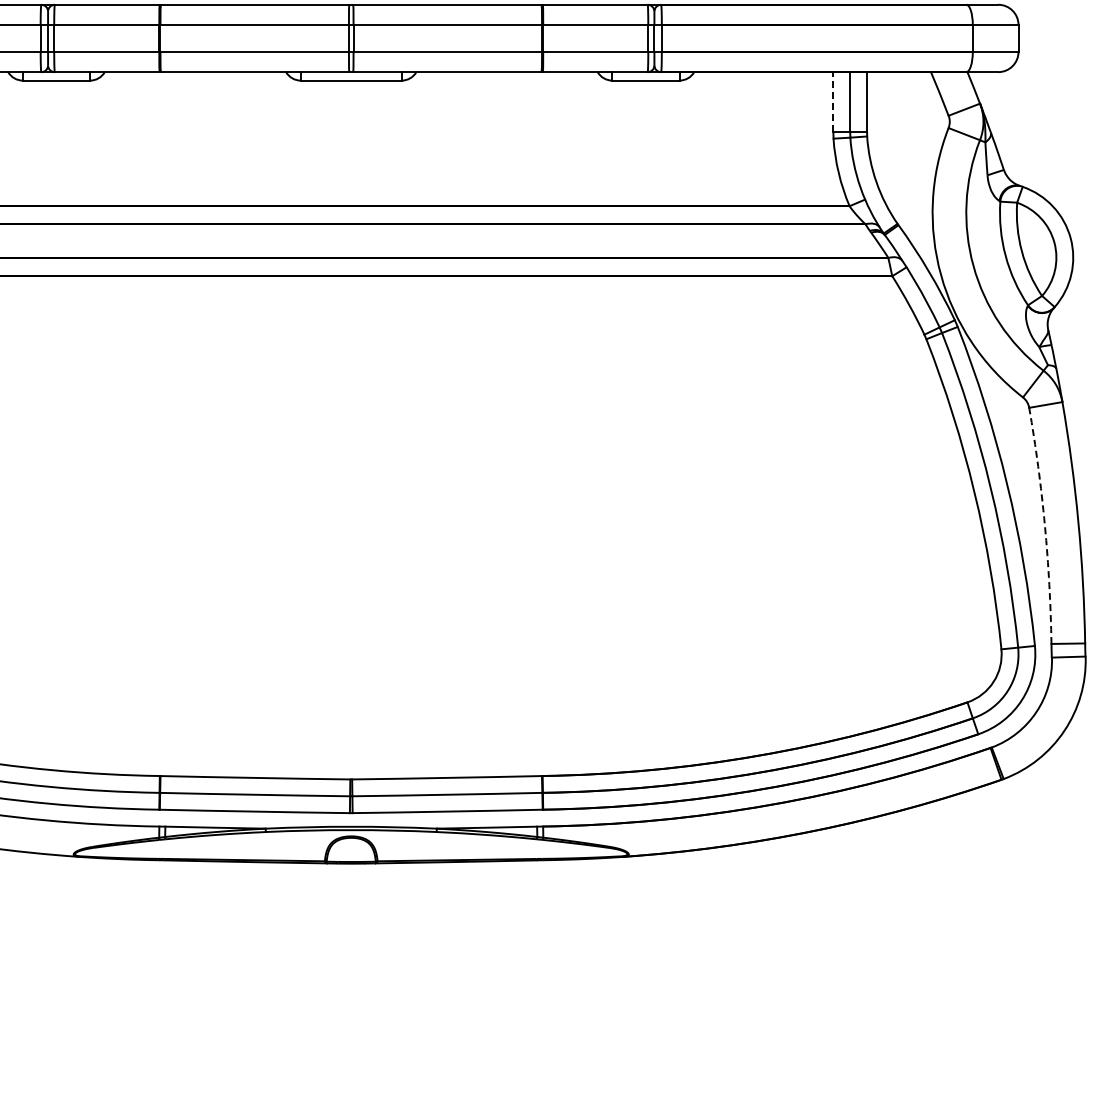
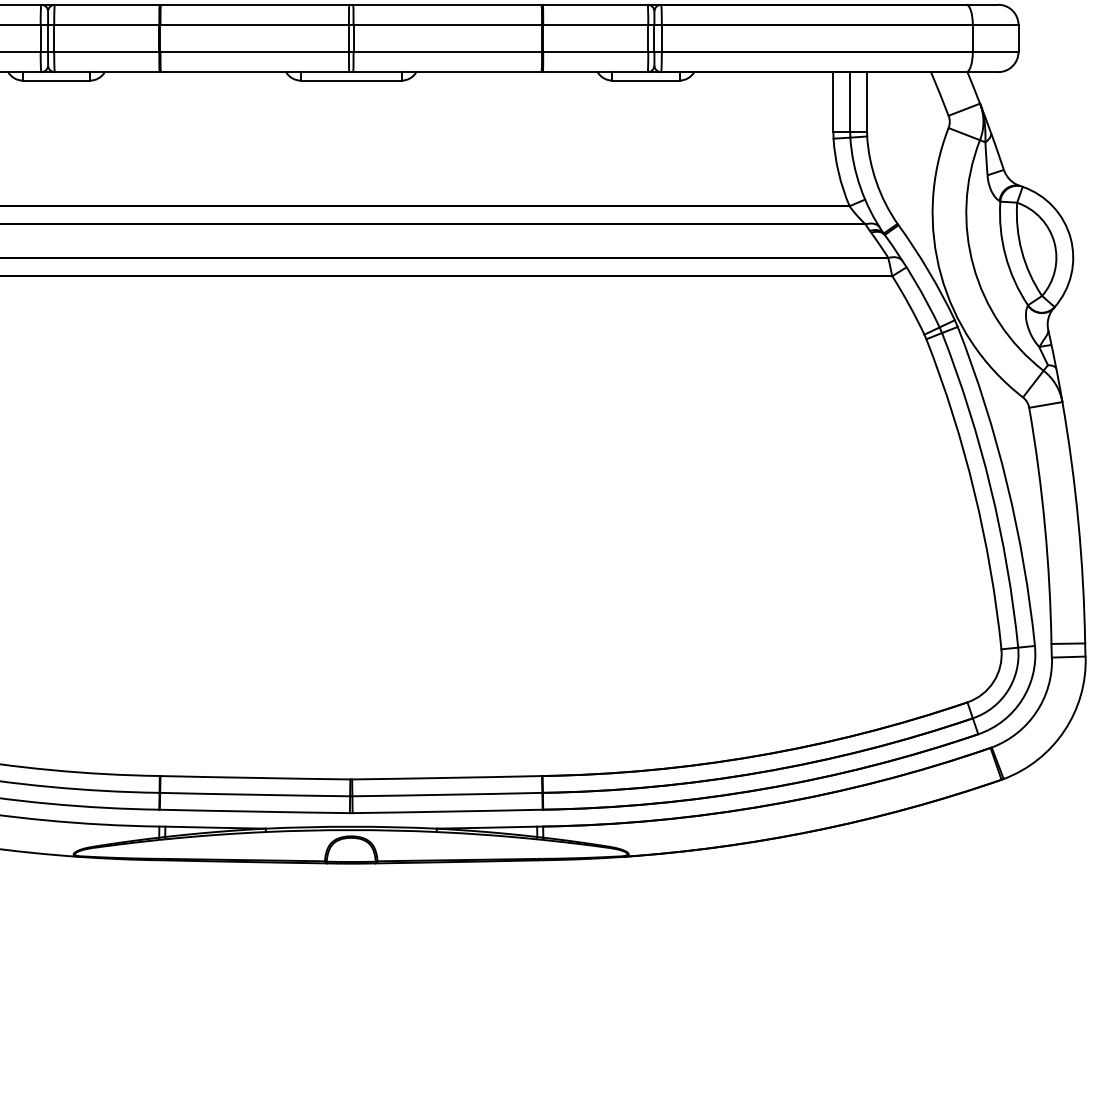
line: dashed -> solid (833, 102)
arc: dashed -> solid (1044, 525)
